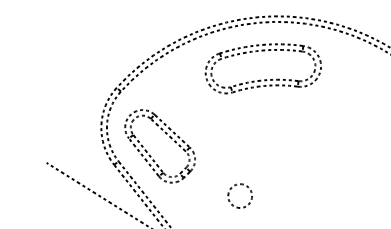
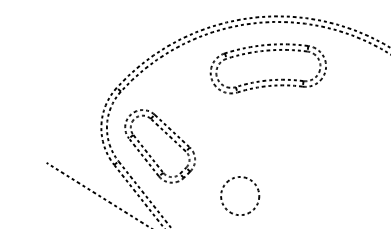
part position: (260, 79) -> (265, 79) (265, 79)
circle diameter: 24 px -> 38 px (240, 195)
